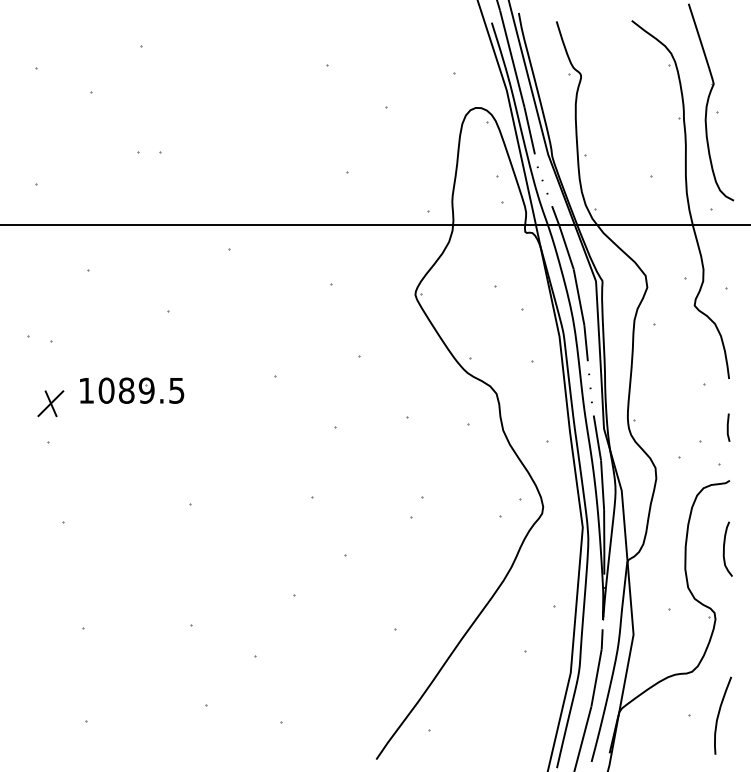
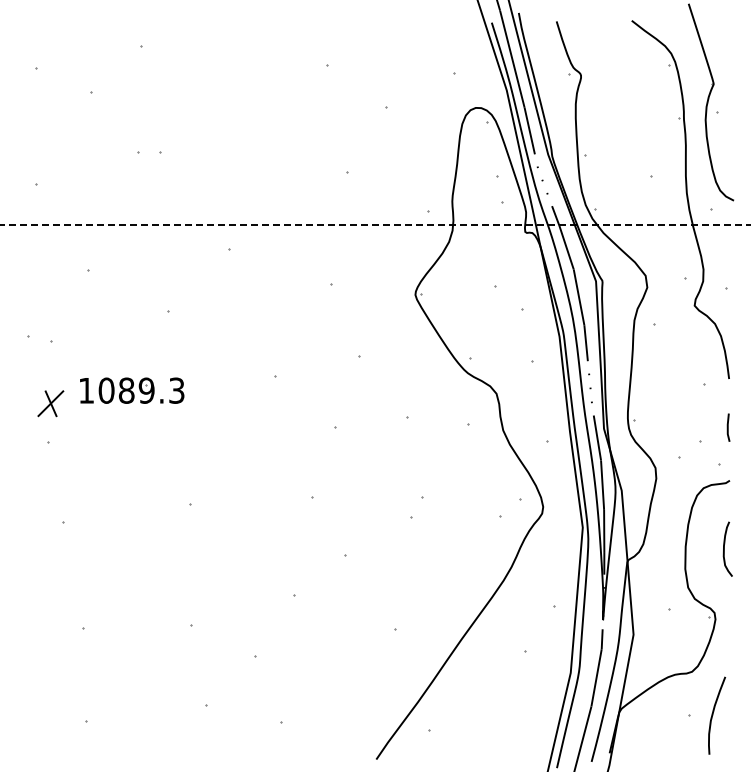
line: solid -> dashed (375, 225)
text: 1089.5 -> 1089.3 (177, 390)
curve position: (719, 715) -> (713, 715) (713, 715)
